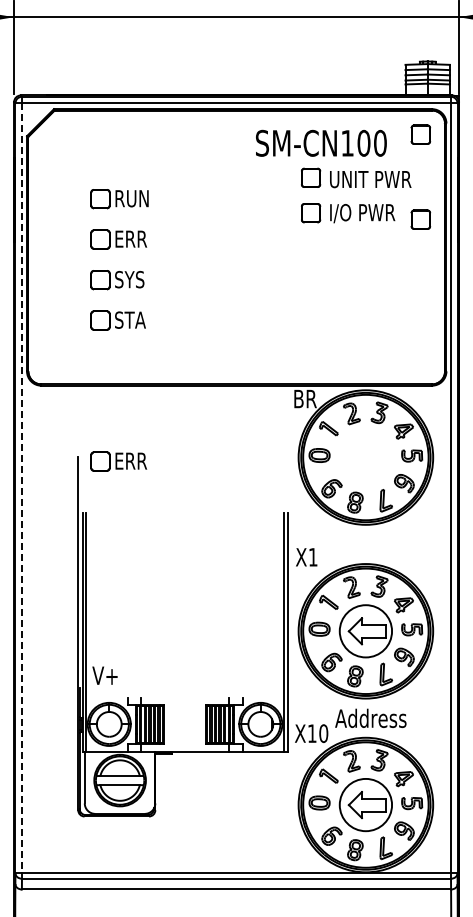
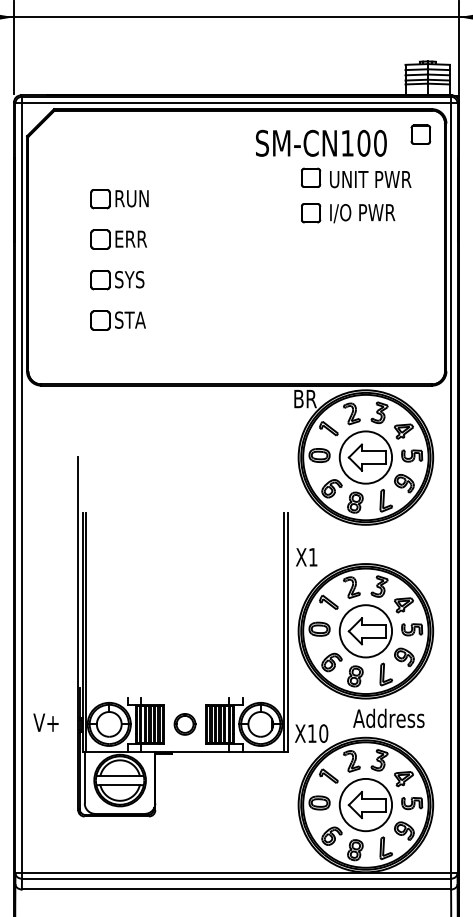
part: present -> none (420, 219)
part: none -> present (365, 457)
part: present -> none (118, 461)
line: dashed -> solid (21, 488)
text position: (104, 675) -> (45, 722) (45, 722)
text position: (370, 717) -> (388, 717) (388, 717)
part: none -> present (184, 724)
